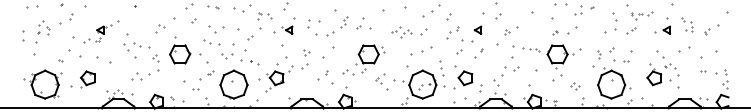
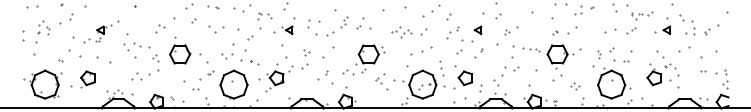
part position: (614, 16) -> (614, 7) (614, 7)
part size: 13x16 px -> 17x22 px (687, 24)
part: present -> none (211, 42)
